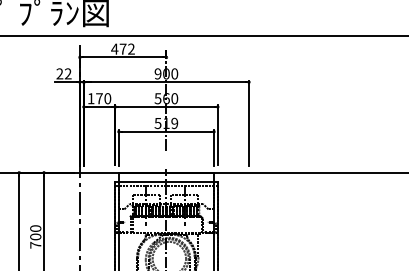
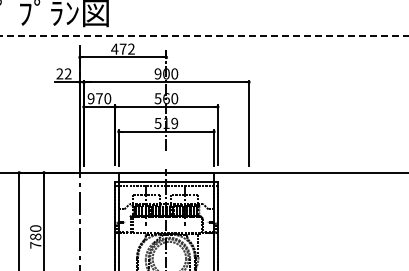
line: solid -> dashed (205, 35)
text: 170 -> 970 (90, 98)
text: 700 -> 780 (35, 236)
